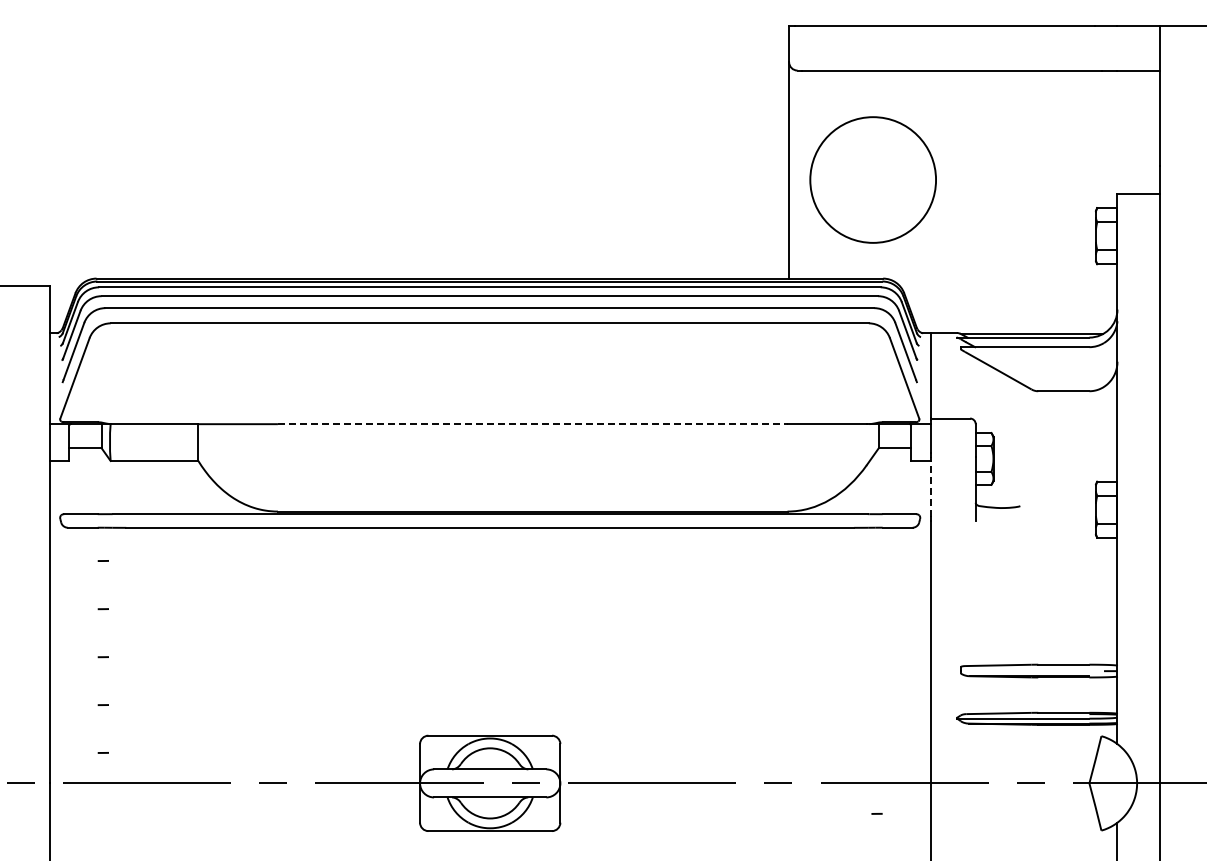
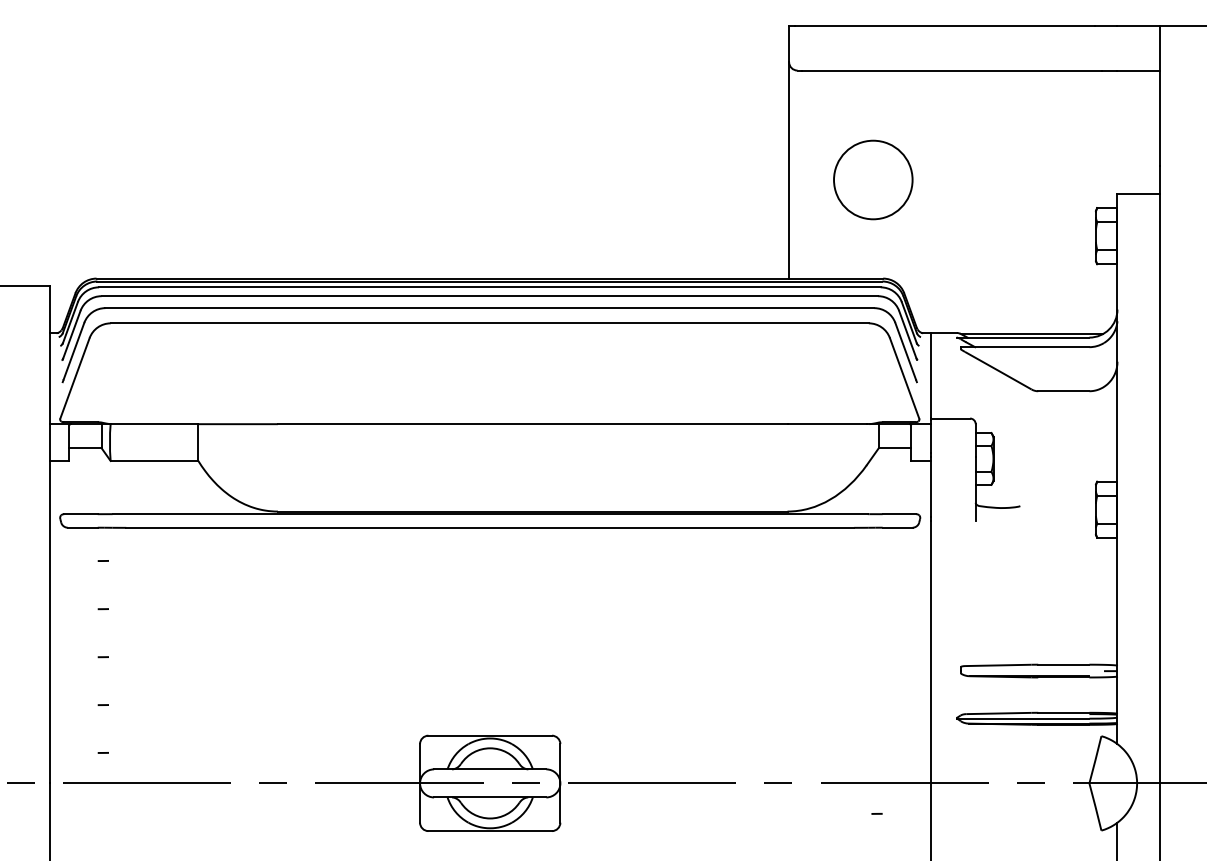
circle size: 128x128 px -> 81x82 px (873, 179)
line: dashed -> solid (532, 424)
line: dashed -> solid (930, 486)
